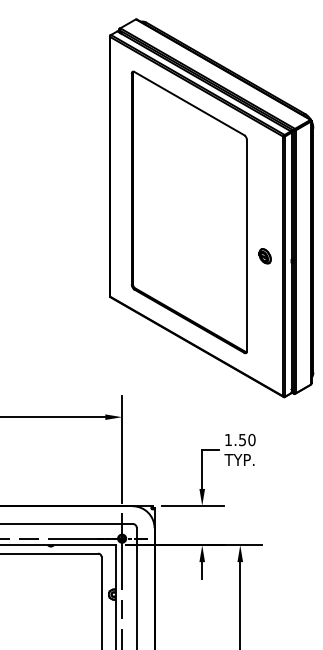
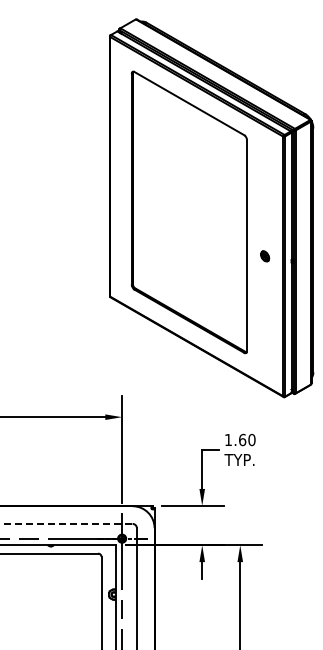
part size: 14x17 px -> 11x13 px (265, 256)
text: 1.50 -> 1.60 (242, 439)
line: solid -> dashed (66, 523)
